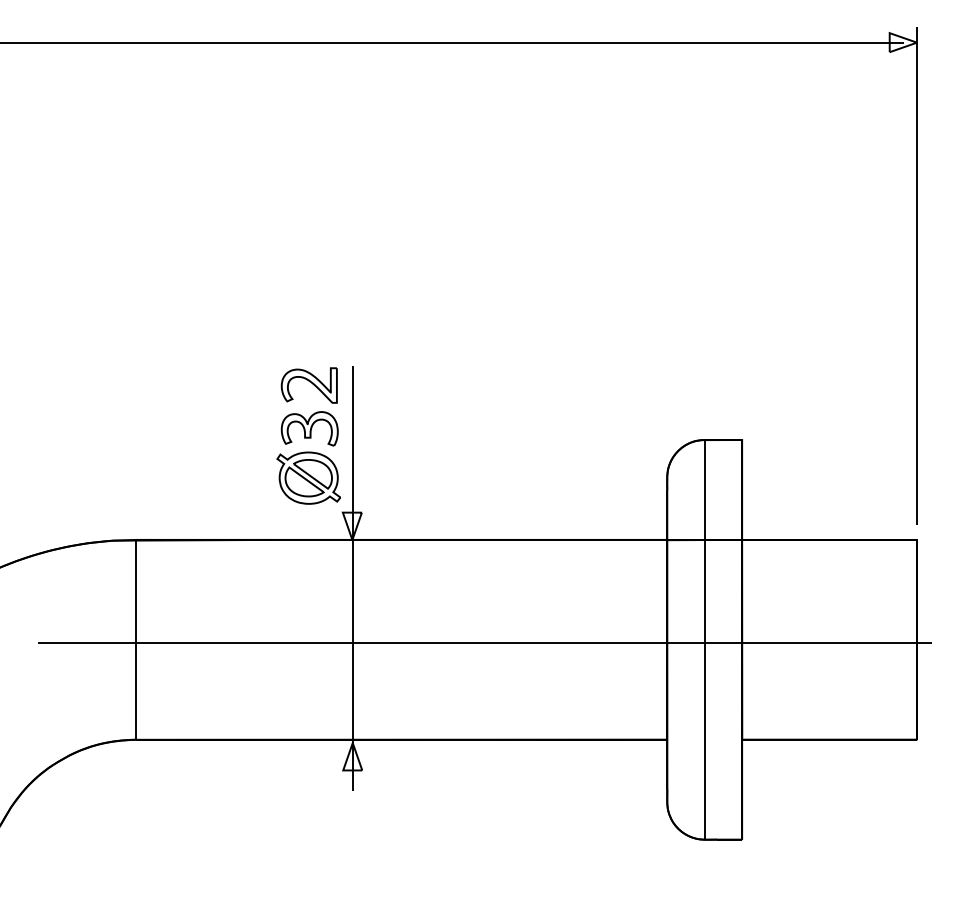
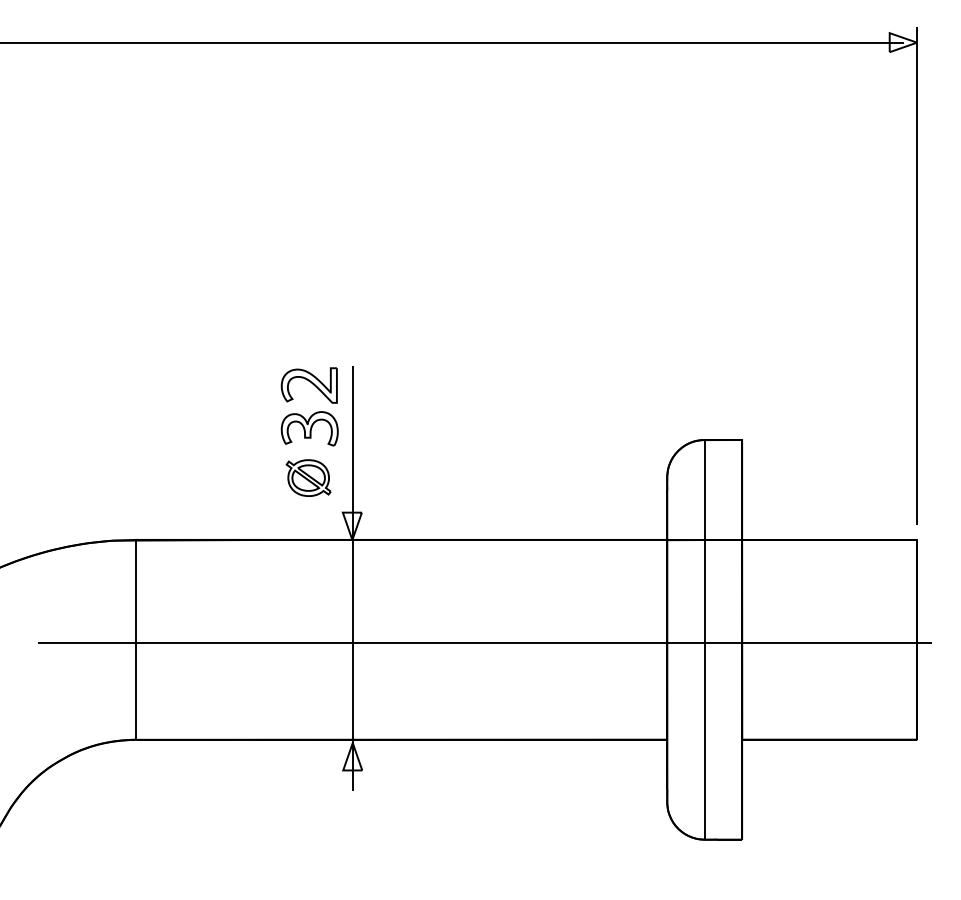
part size: 65x54 px -> 47x38 px (308, 477)
